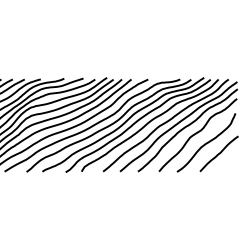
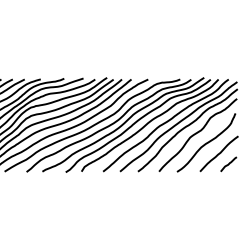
line: none -> present (228, 164)
